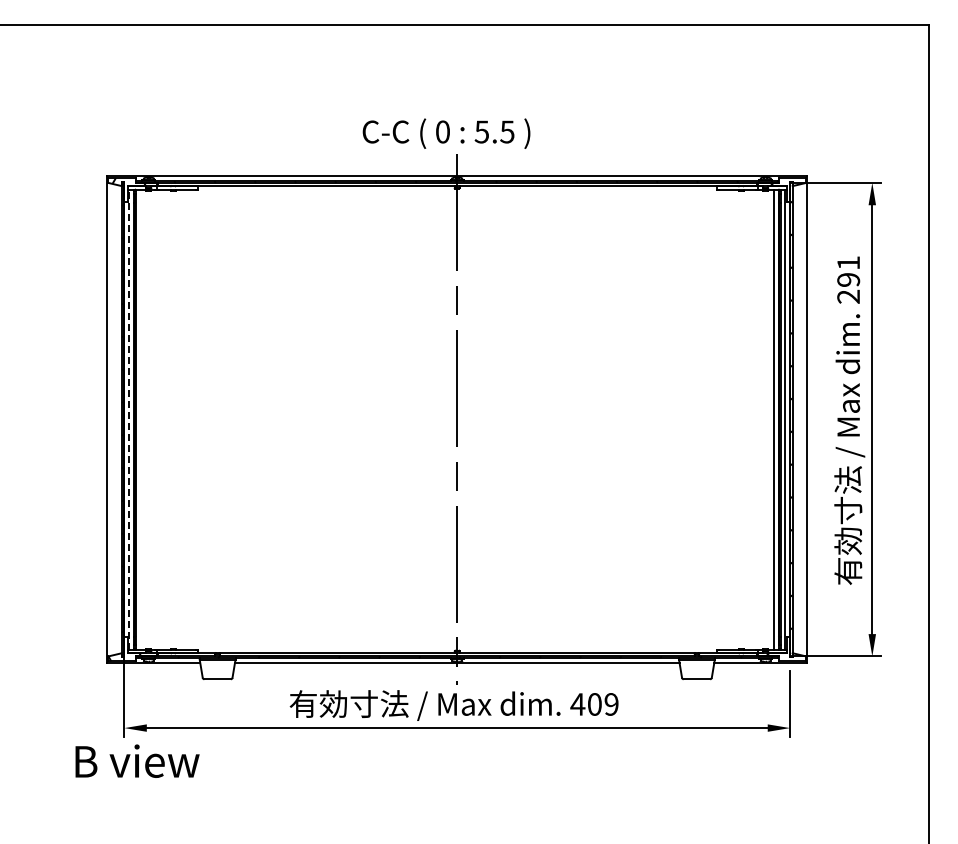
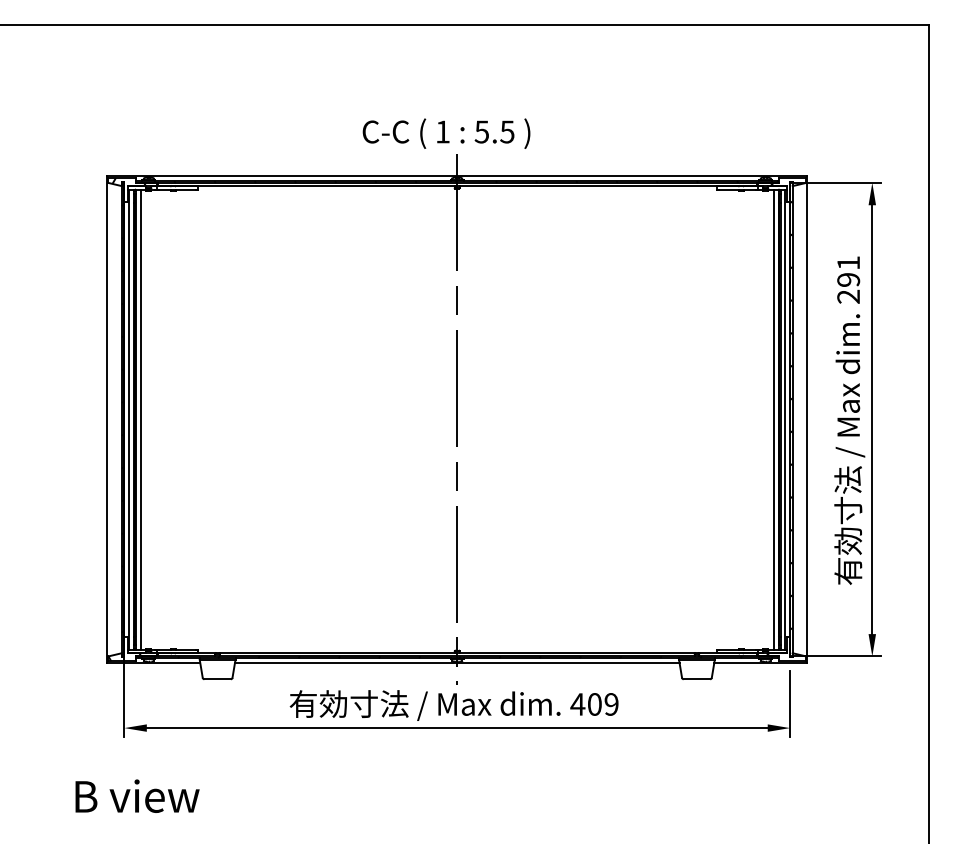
text: 0 -> 1 (442, 131)
line: dashed -> solid (129, 419)
line: none -> present (140, 419)
text position: (137, 760) -> (137, 795) (137, 795)
